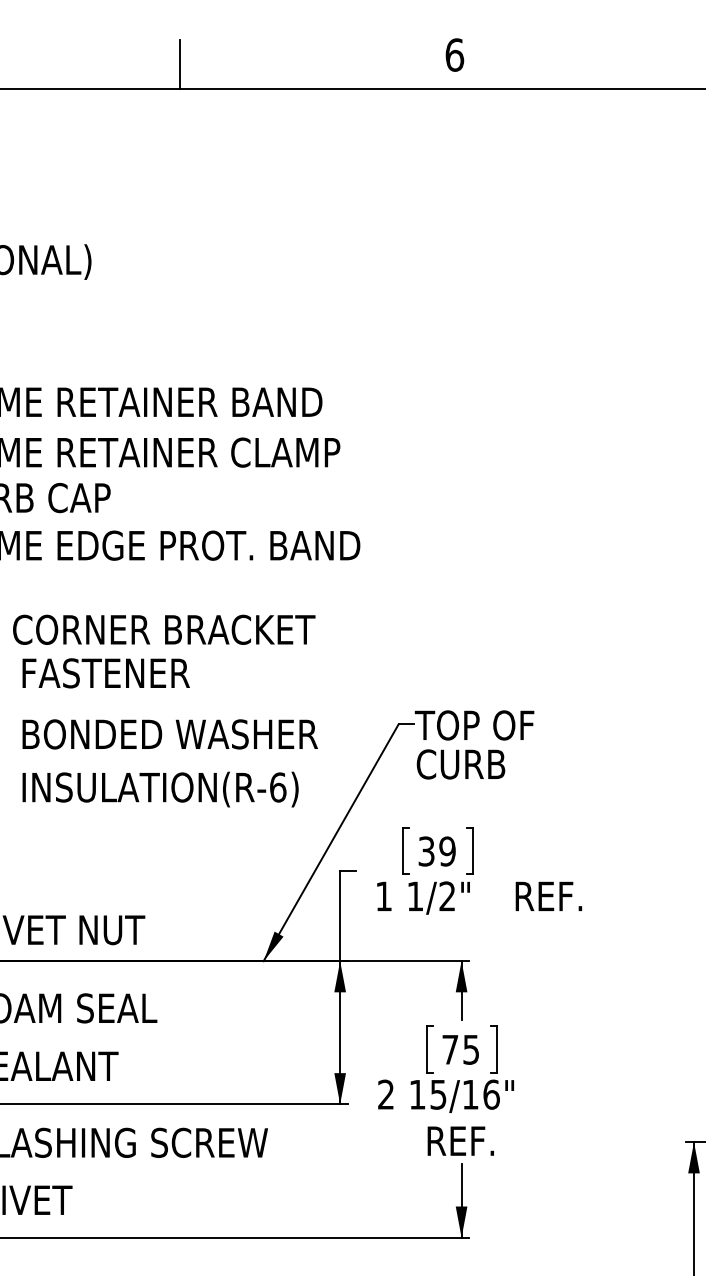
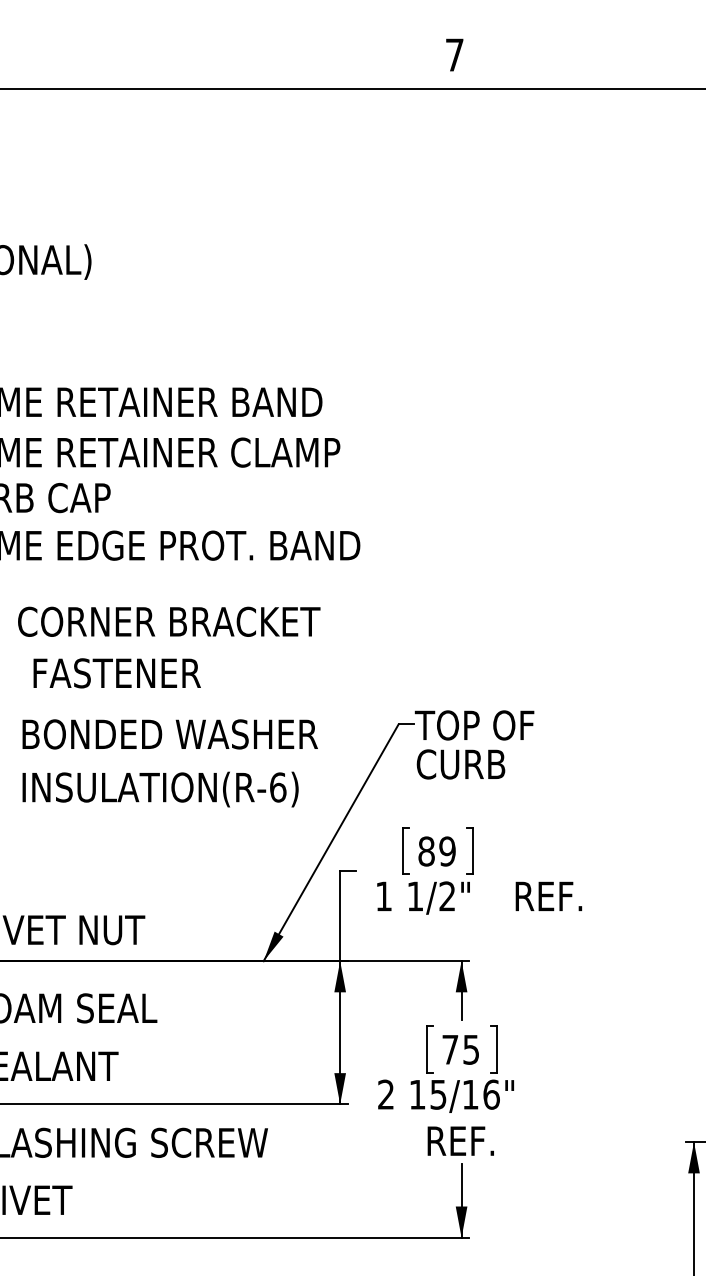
text: 6 -> 7 (454, 54)
line: present -> none (179, 64)
text position: (164, 629) -> (169, 621) (169, 621)
text position: (105, 673) -> (116, 673) (116, 673)
text: 39 -> 89 (426, 851)
